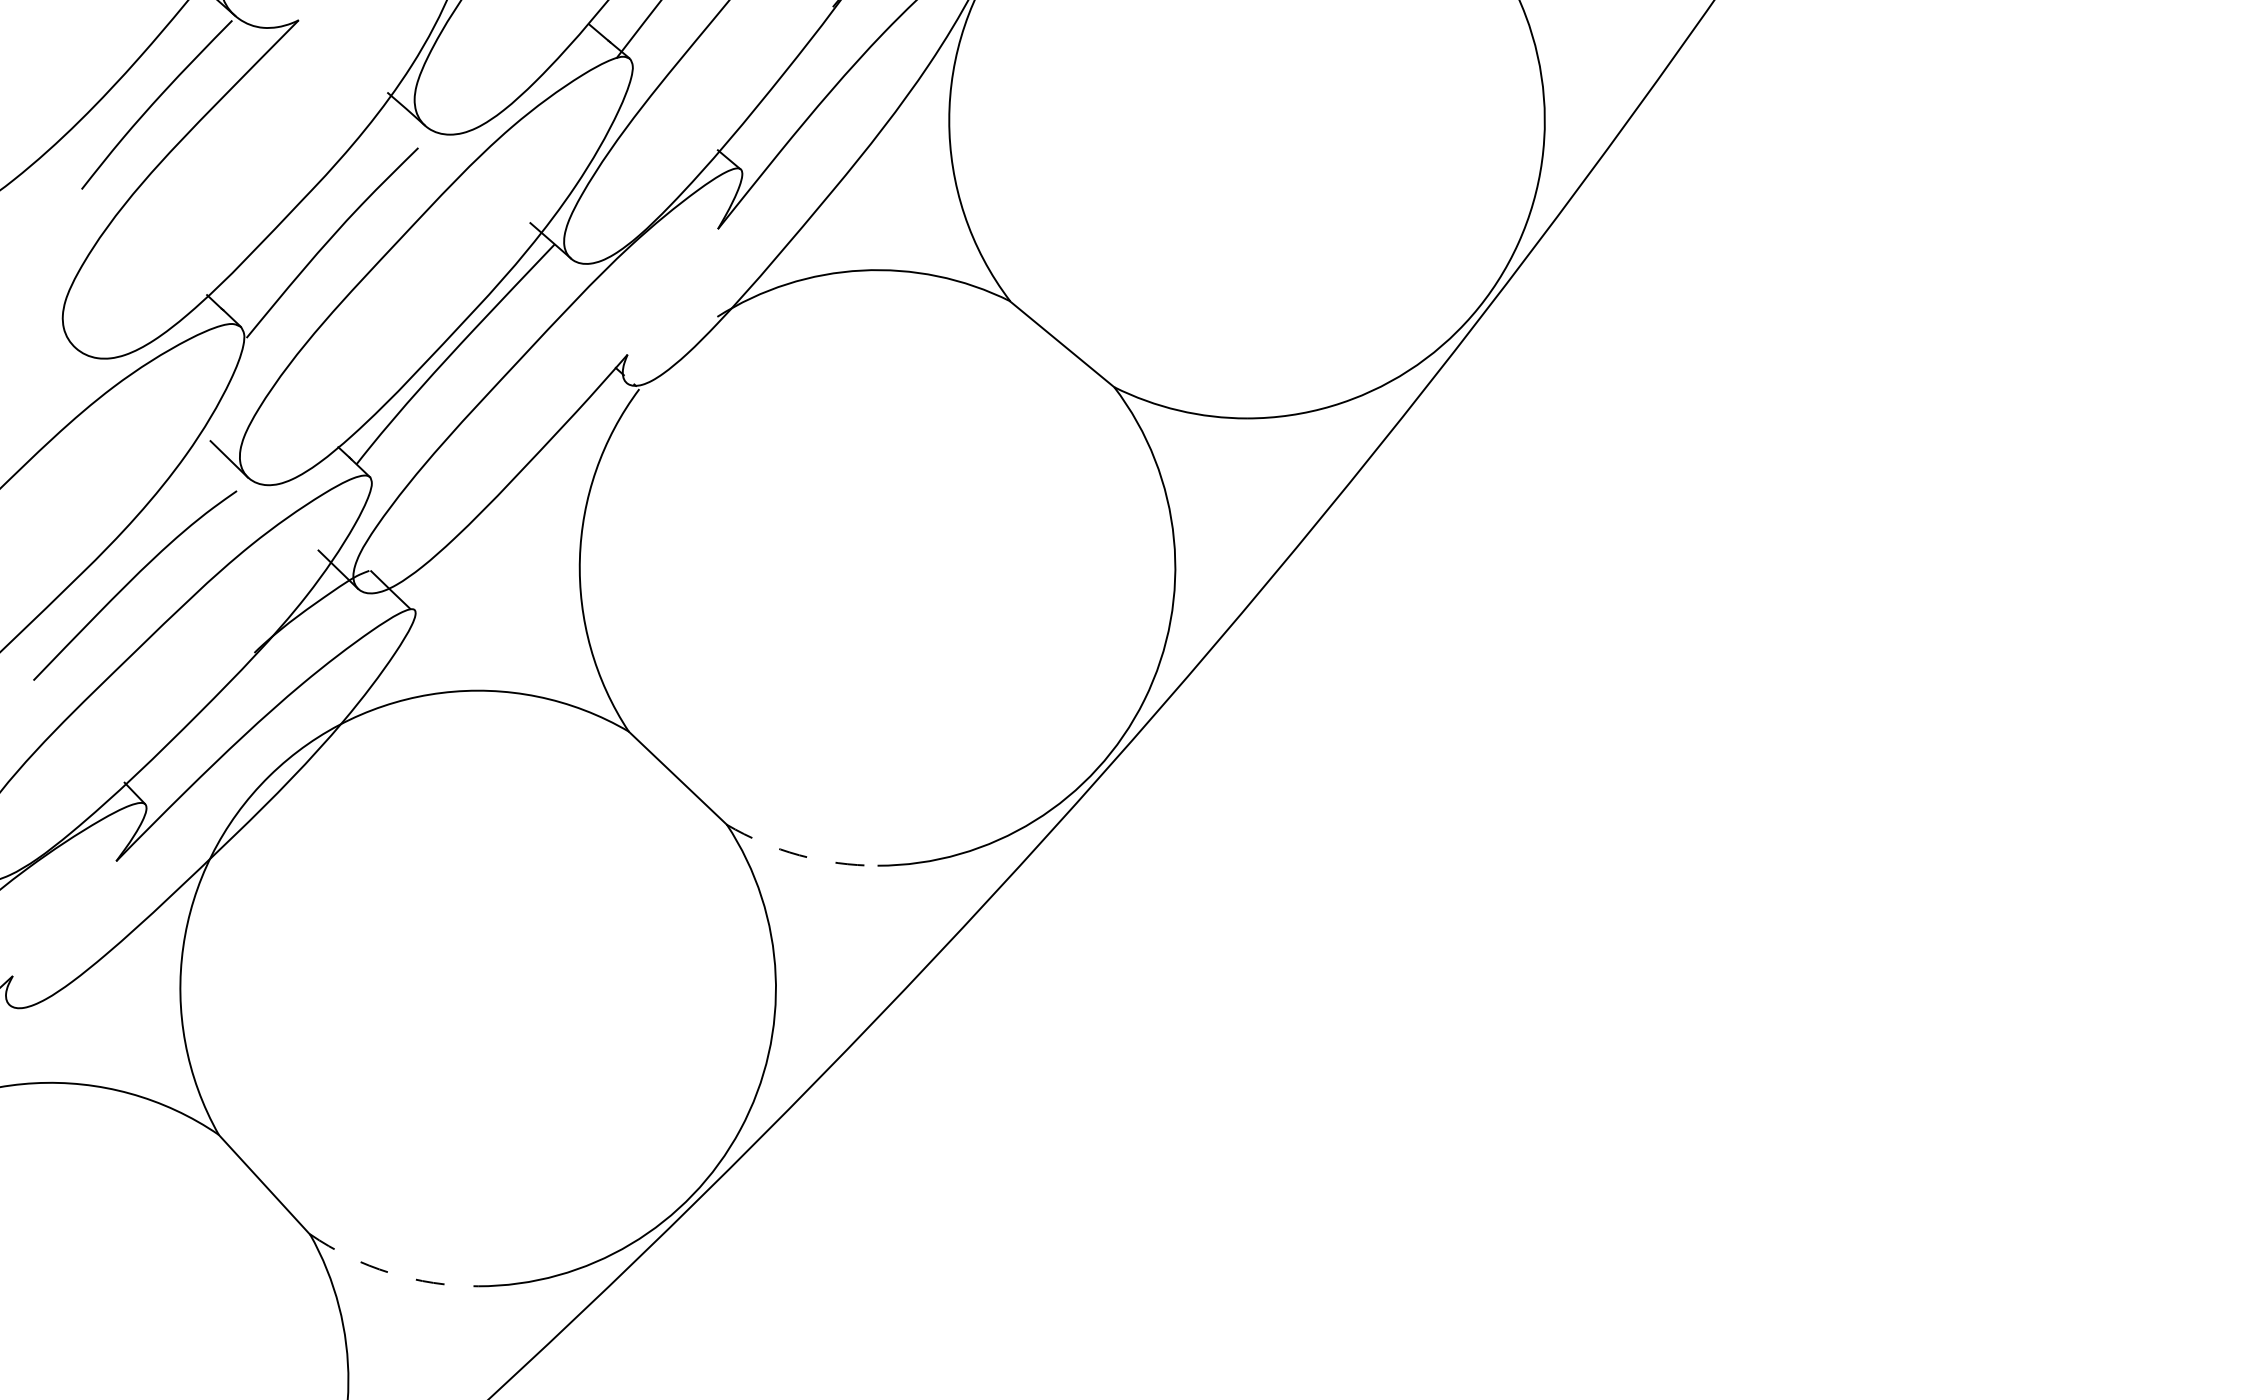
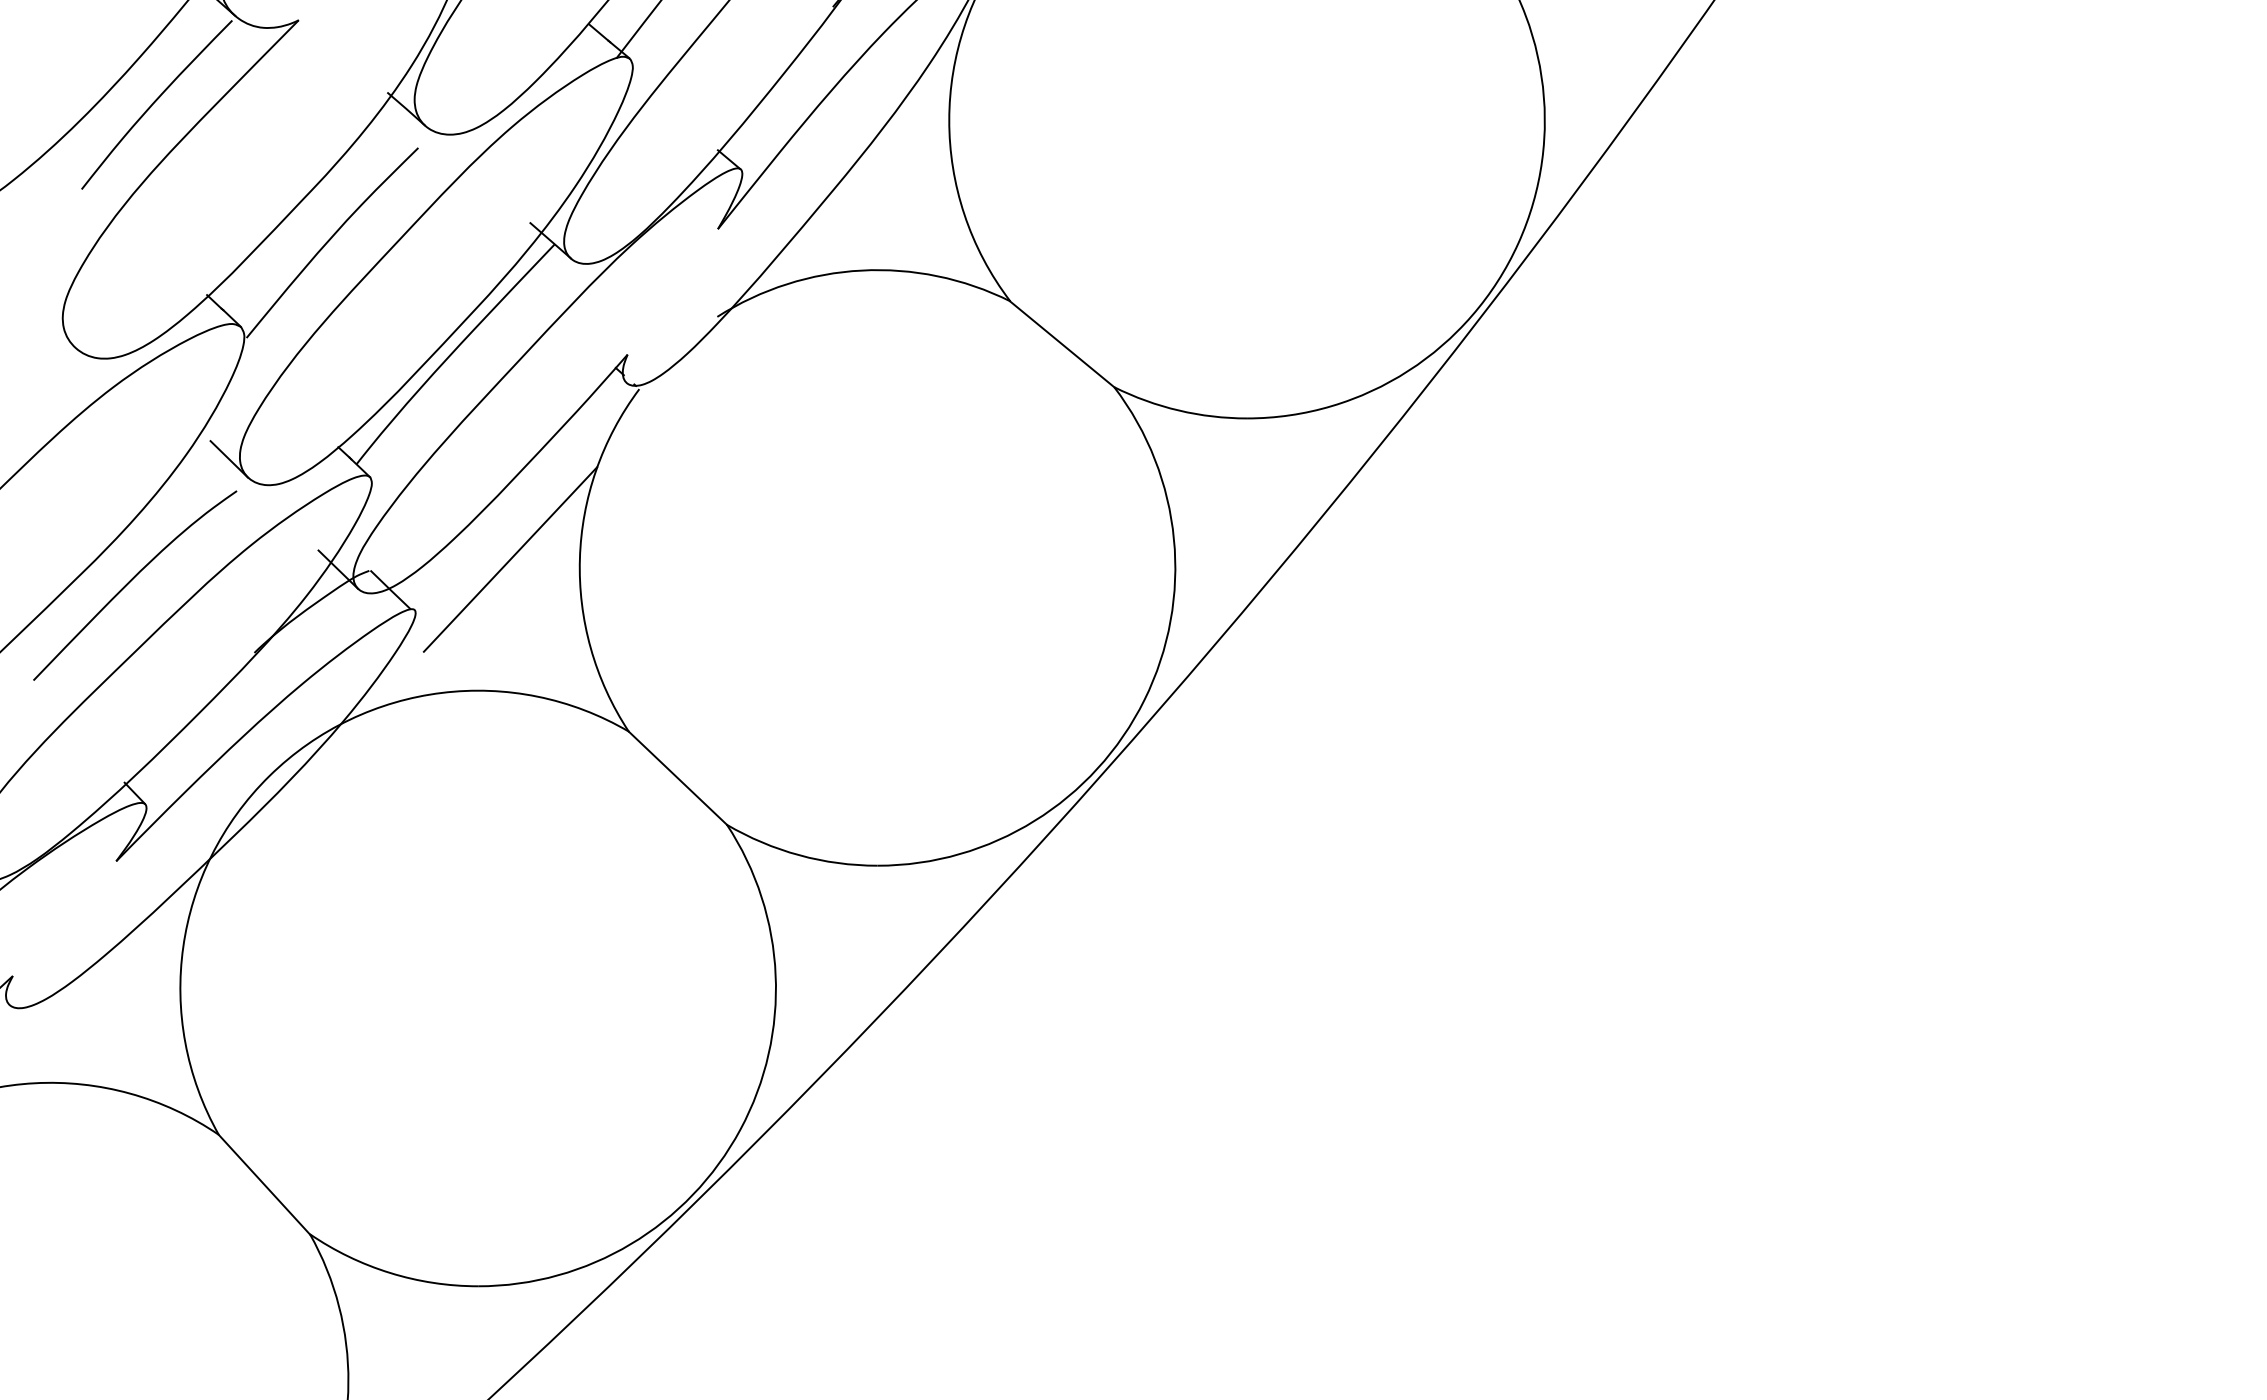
line: none -> present (510, 559)
arc: dashed -> solid (799, 855)
arc: dashed -> solid (390, 1272)
